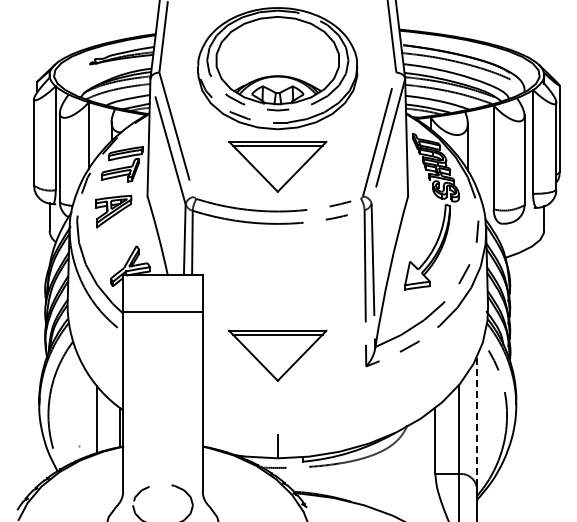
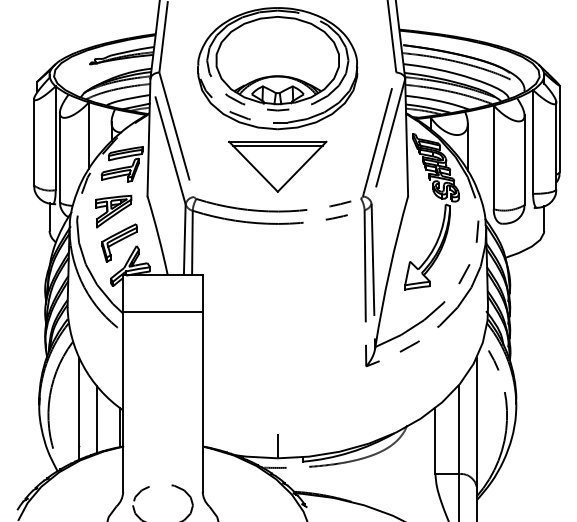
part: none -> present (119, 242)
part: present -> none (277, 355)
line: none -> present (79, 408)
line: dashed -> solid (476, 422)
